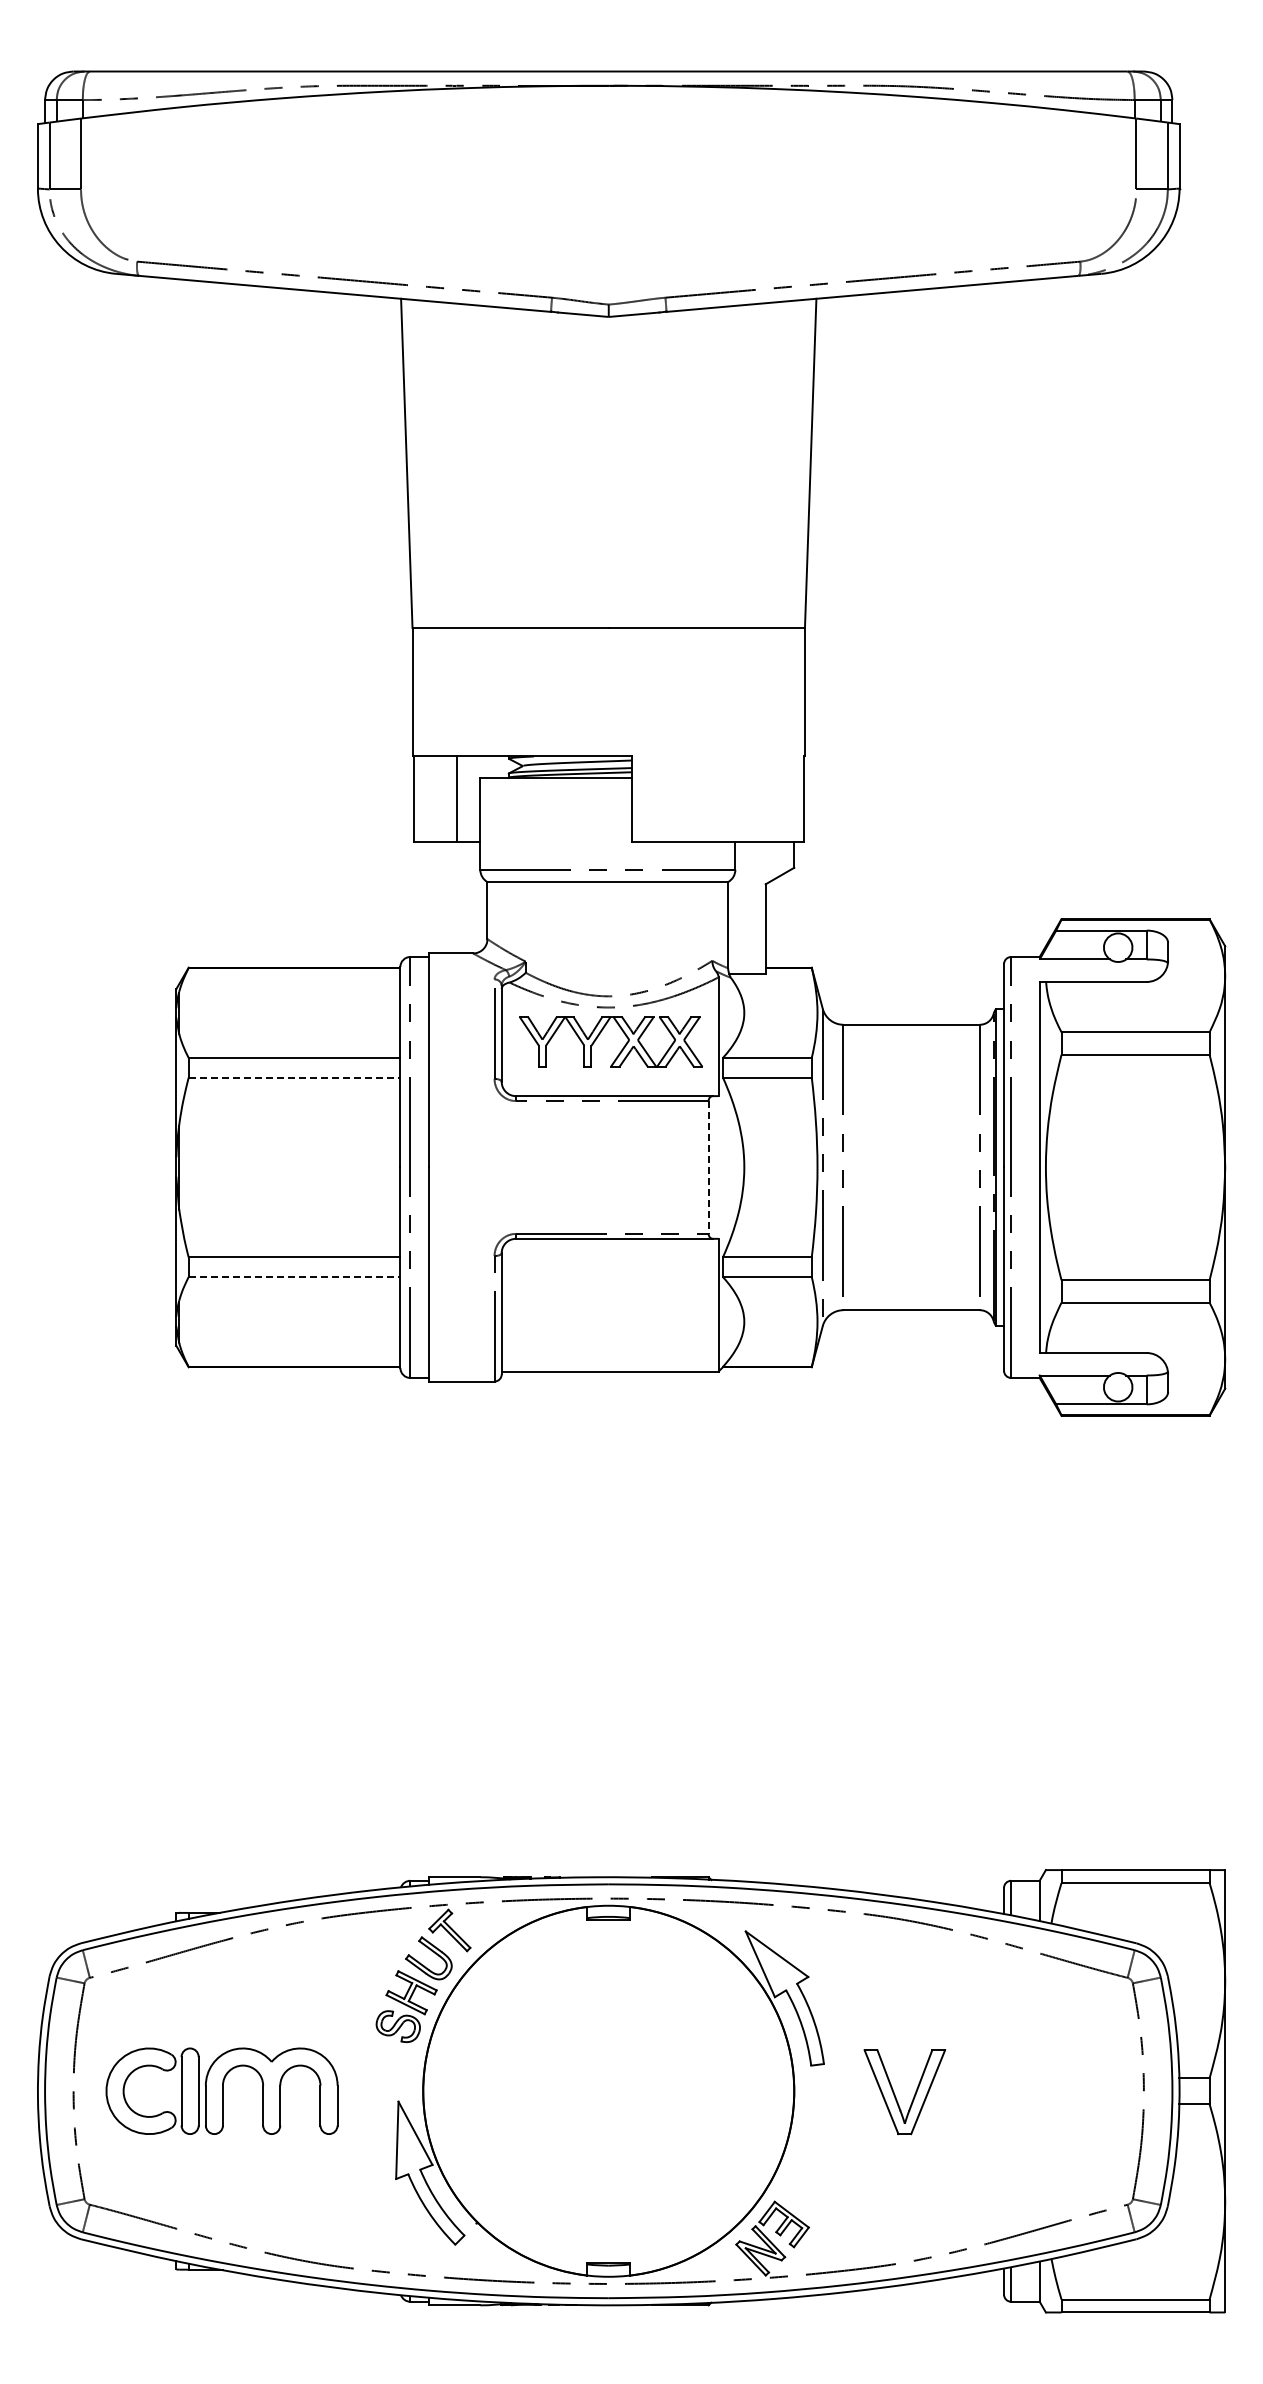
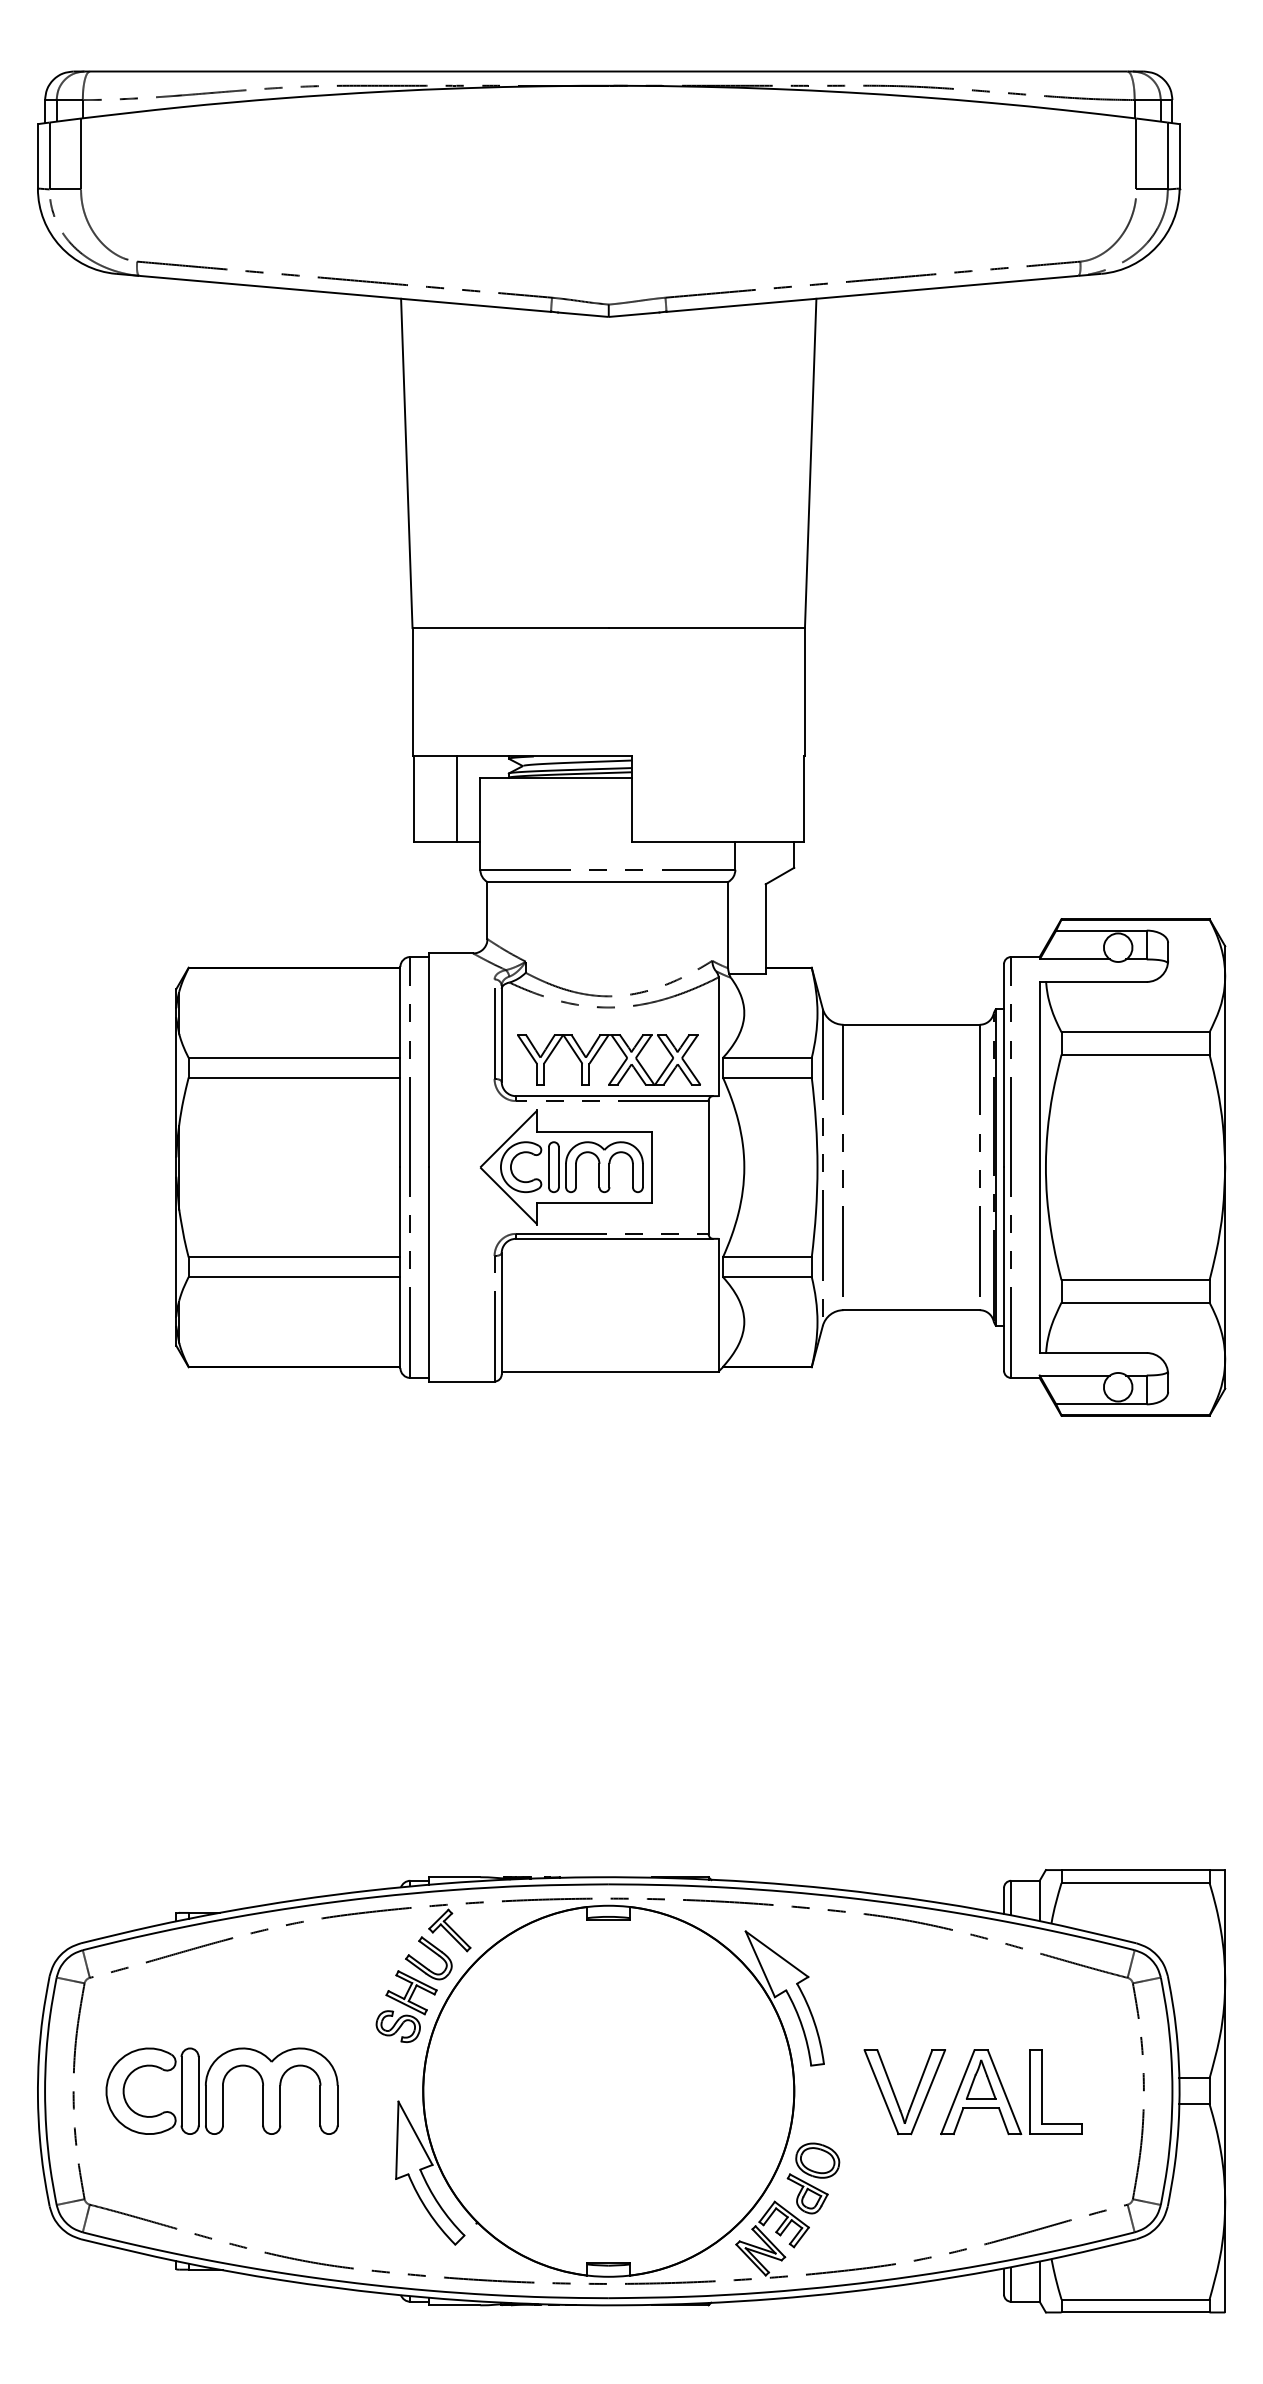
part position: (600, 1034) -> (598, 1052) (598, 1052)
line: dashed -> solid (294, 1077)
part: none -> present (566, 1167)
line: dashed -> solid (708, 1167)
line: dashed -> solid (294, 1276)
part: none -> present (1011, 2092)
part: none -> present (813, 2178)
